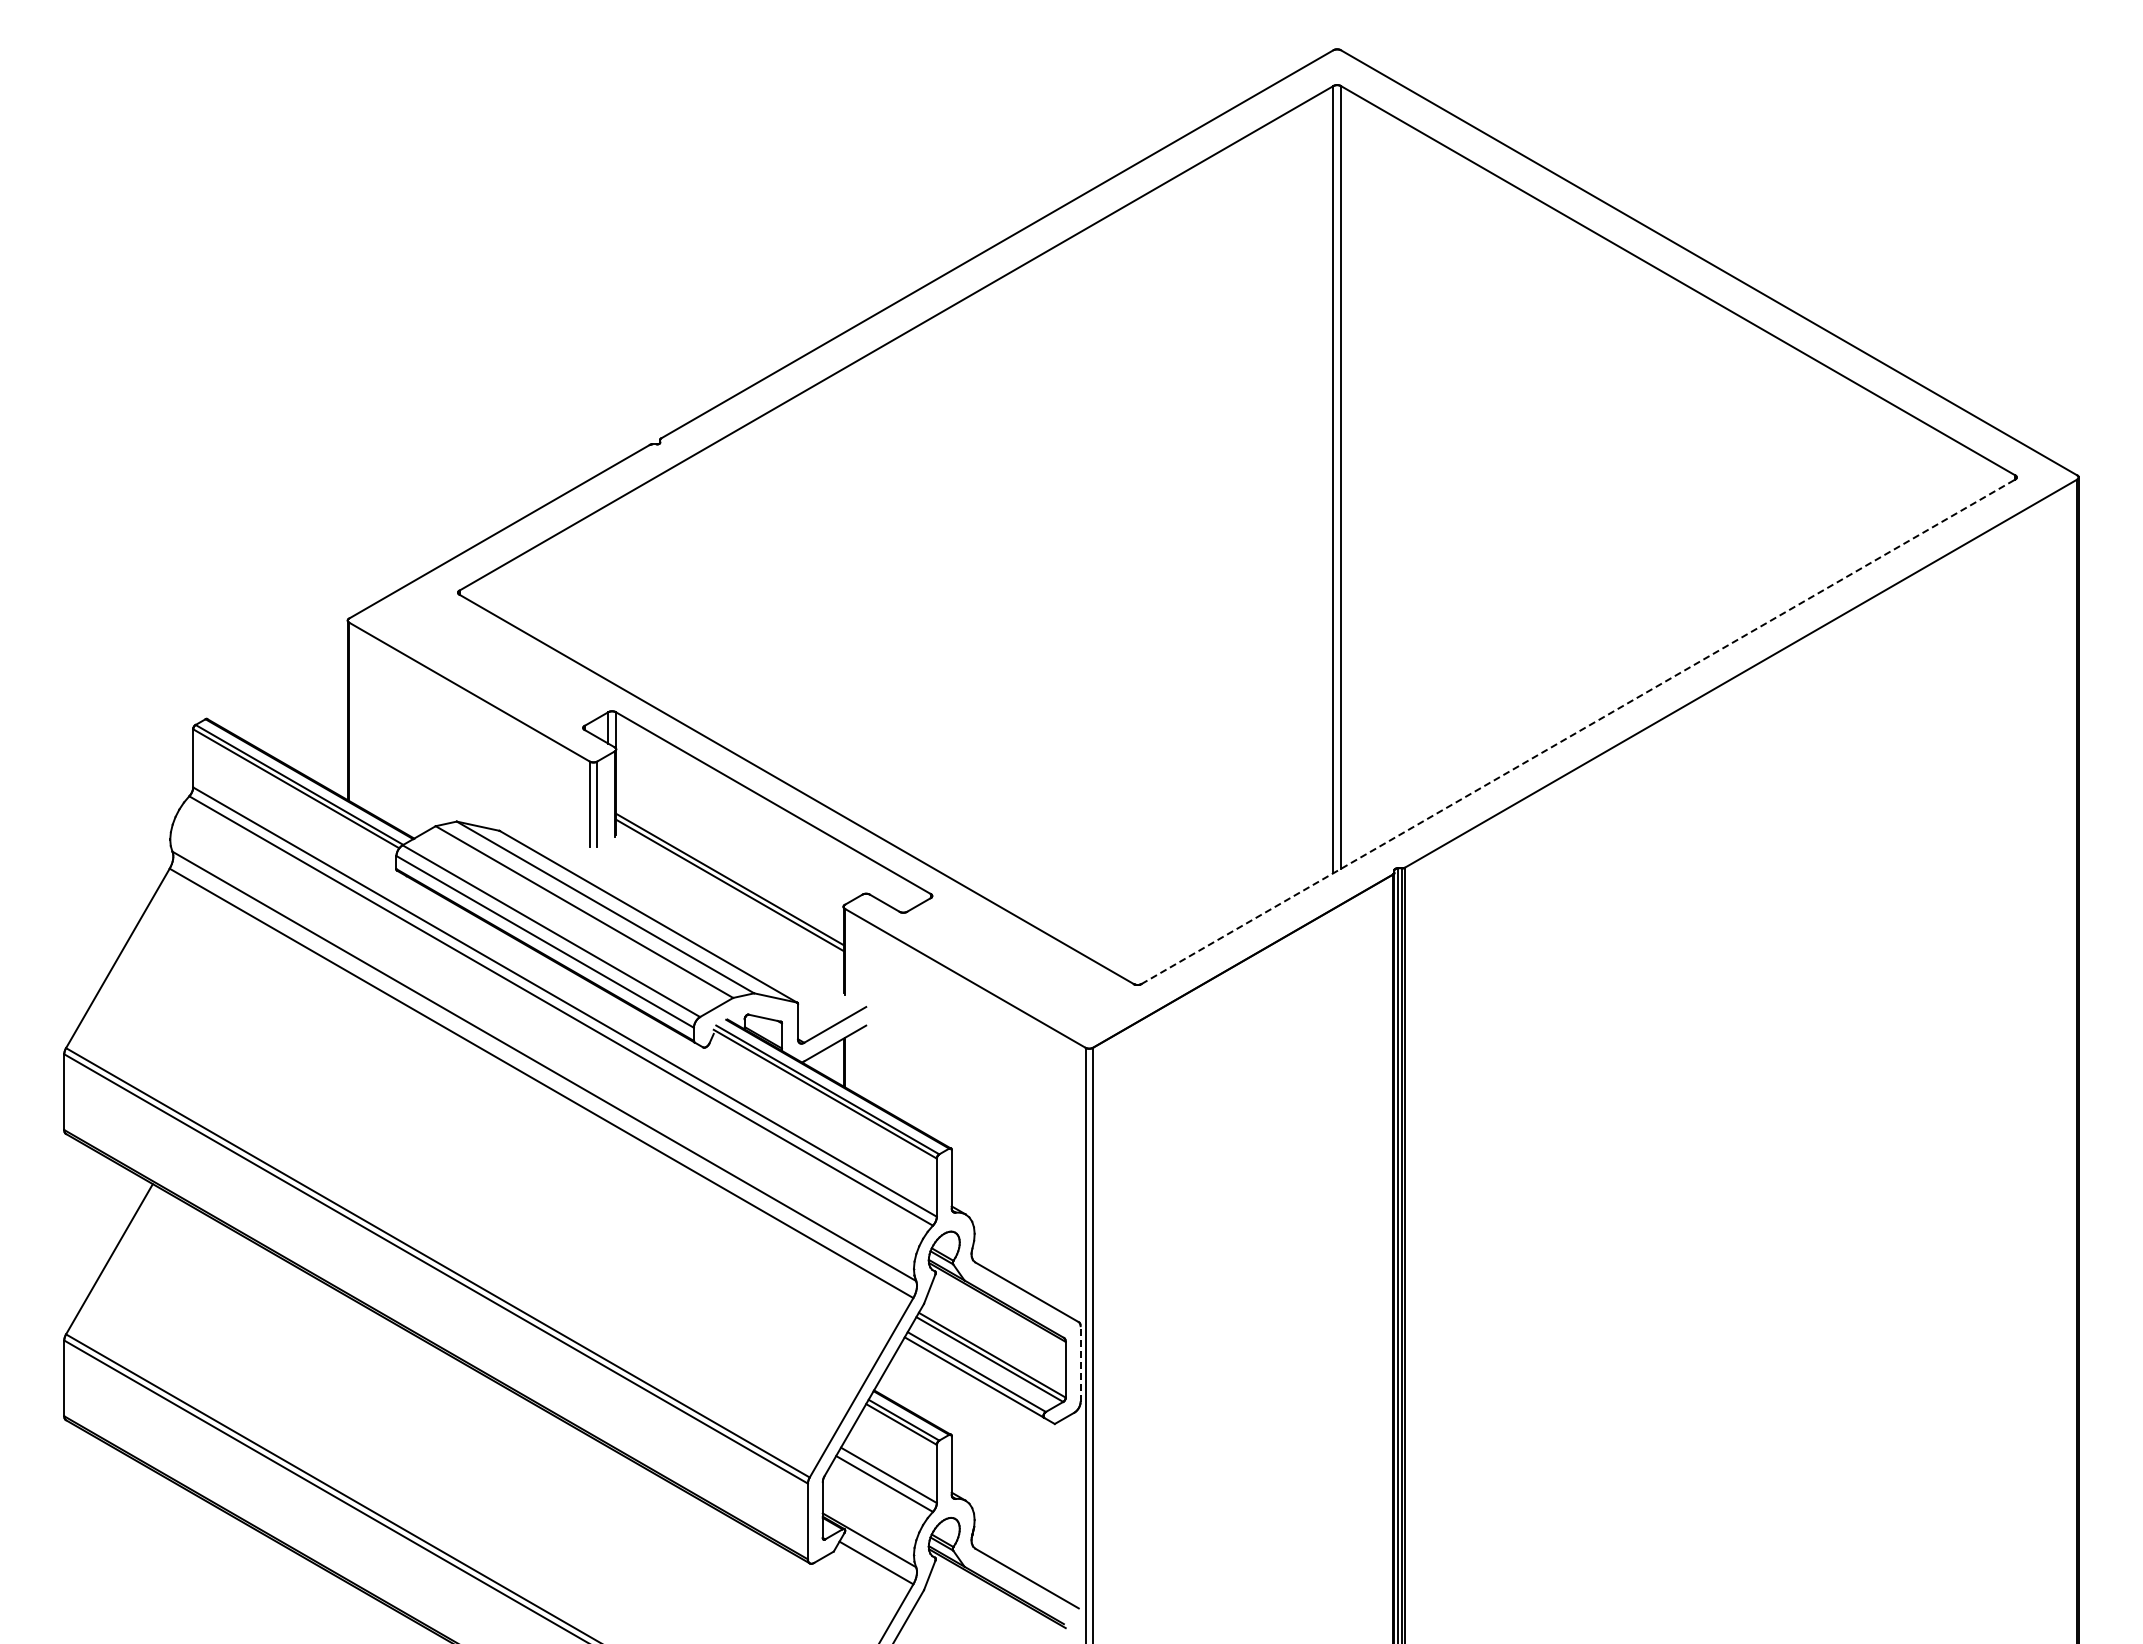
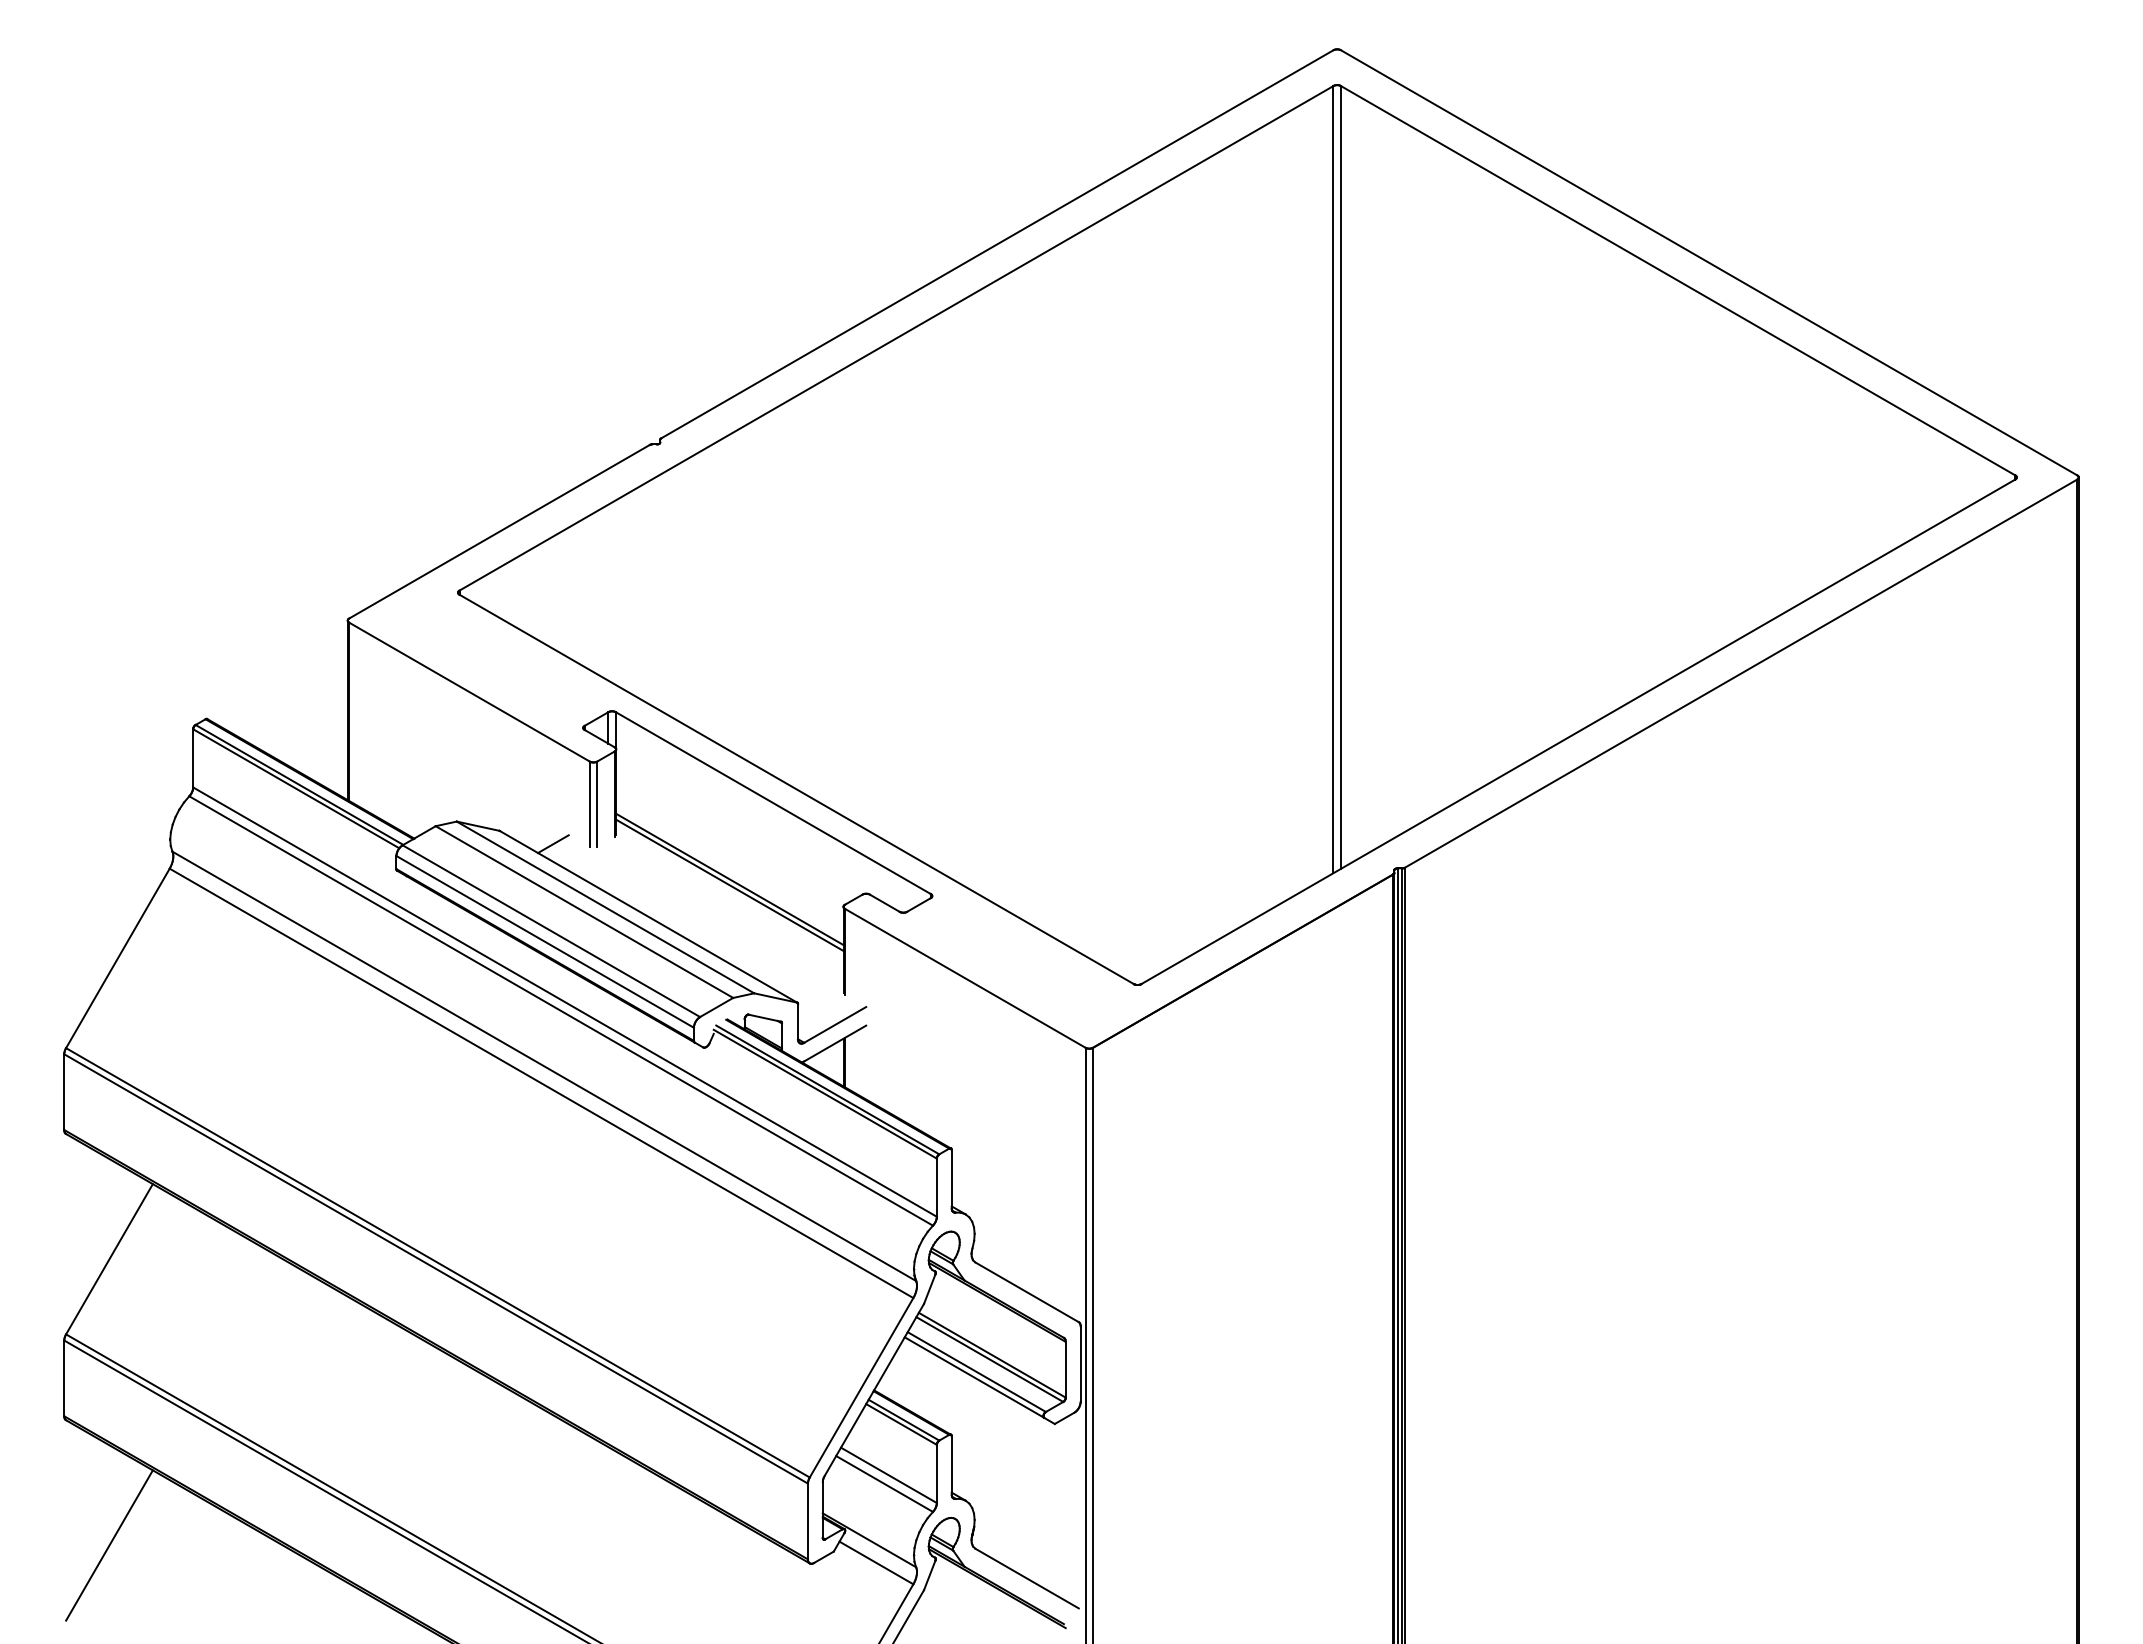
line: dashed -> solid (1578, 731)
line: none -> present (553, 844)
line: dashed -> solid (1080, 1364)
line: none -> present (109, 1545)
